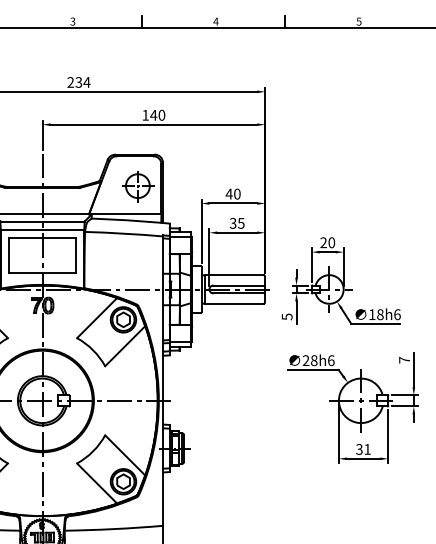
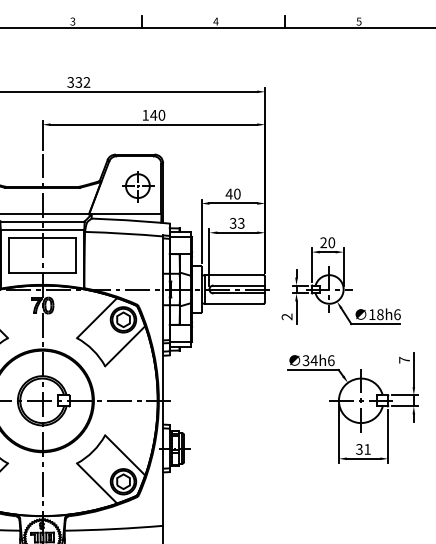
text: 234 -> 332 (78, 82)
text: 35 -> 33 (241, 223)
text: 5 -> 2 (286, 316)
text: 28h6 -> 34h6 (309, 360)
